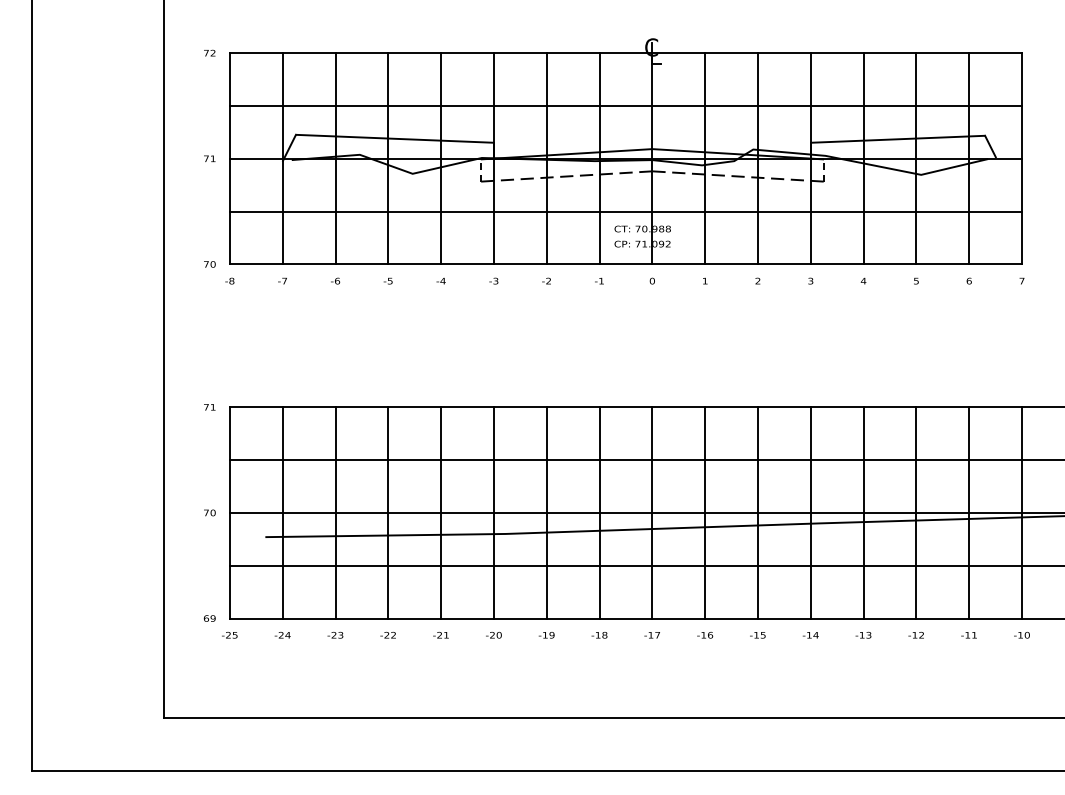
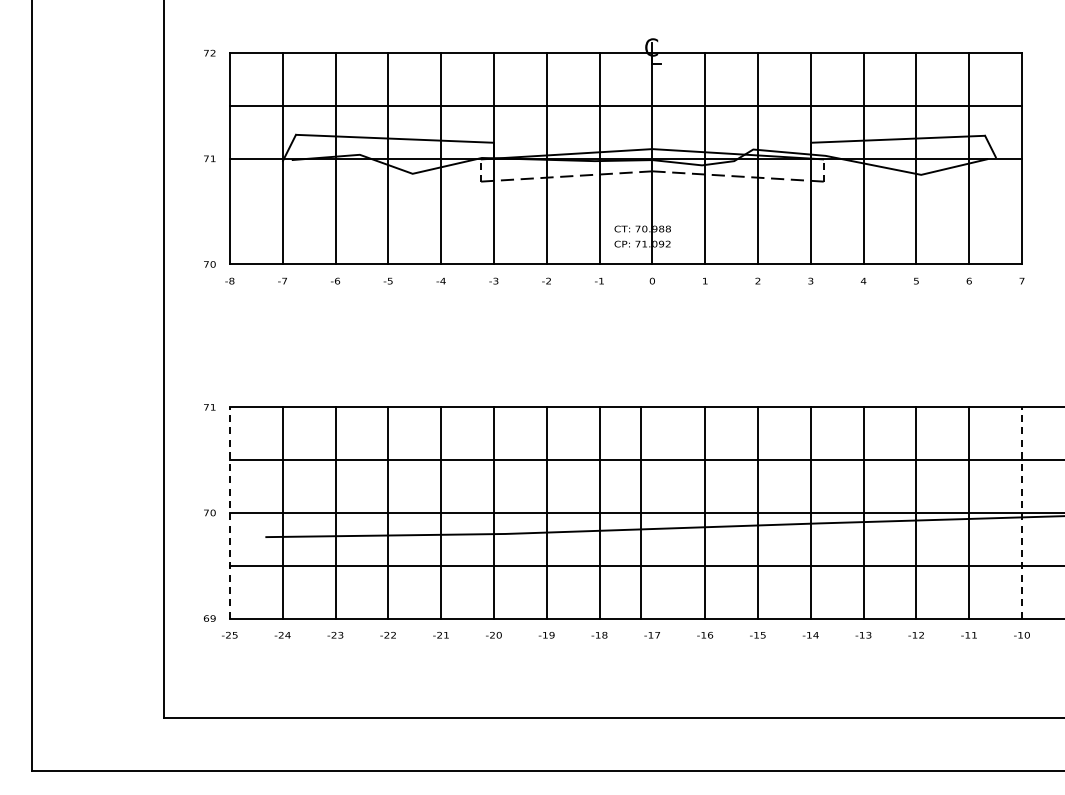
line: present -> none (625, 211)
line: solid -> dashed (229, 512)
line position: (652, 512) -> (641, 512) (641, 512)
line: solid -> dashed (1022, 512)
